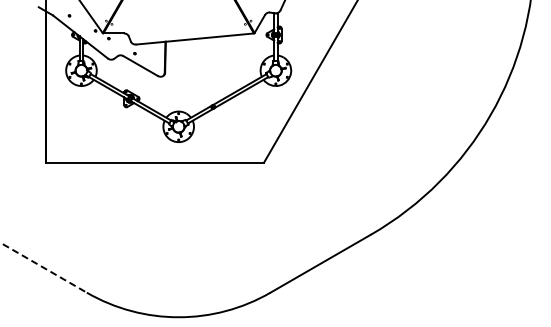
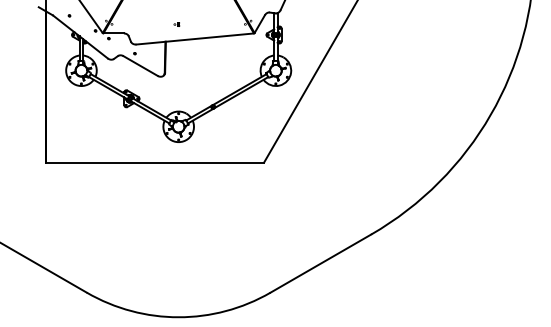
part: none -> present (176, 24)
line: dashed -> solid (43, 267)
